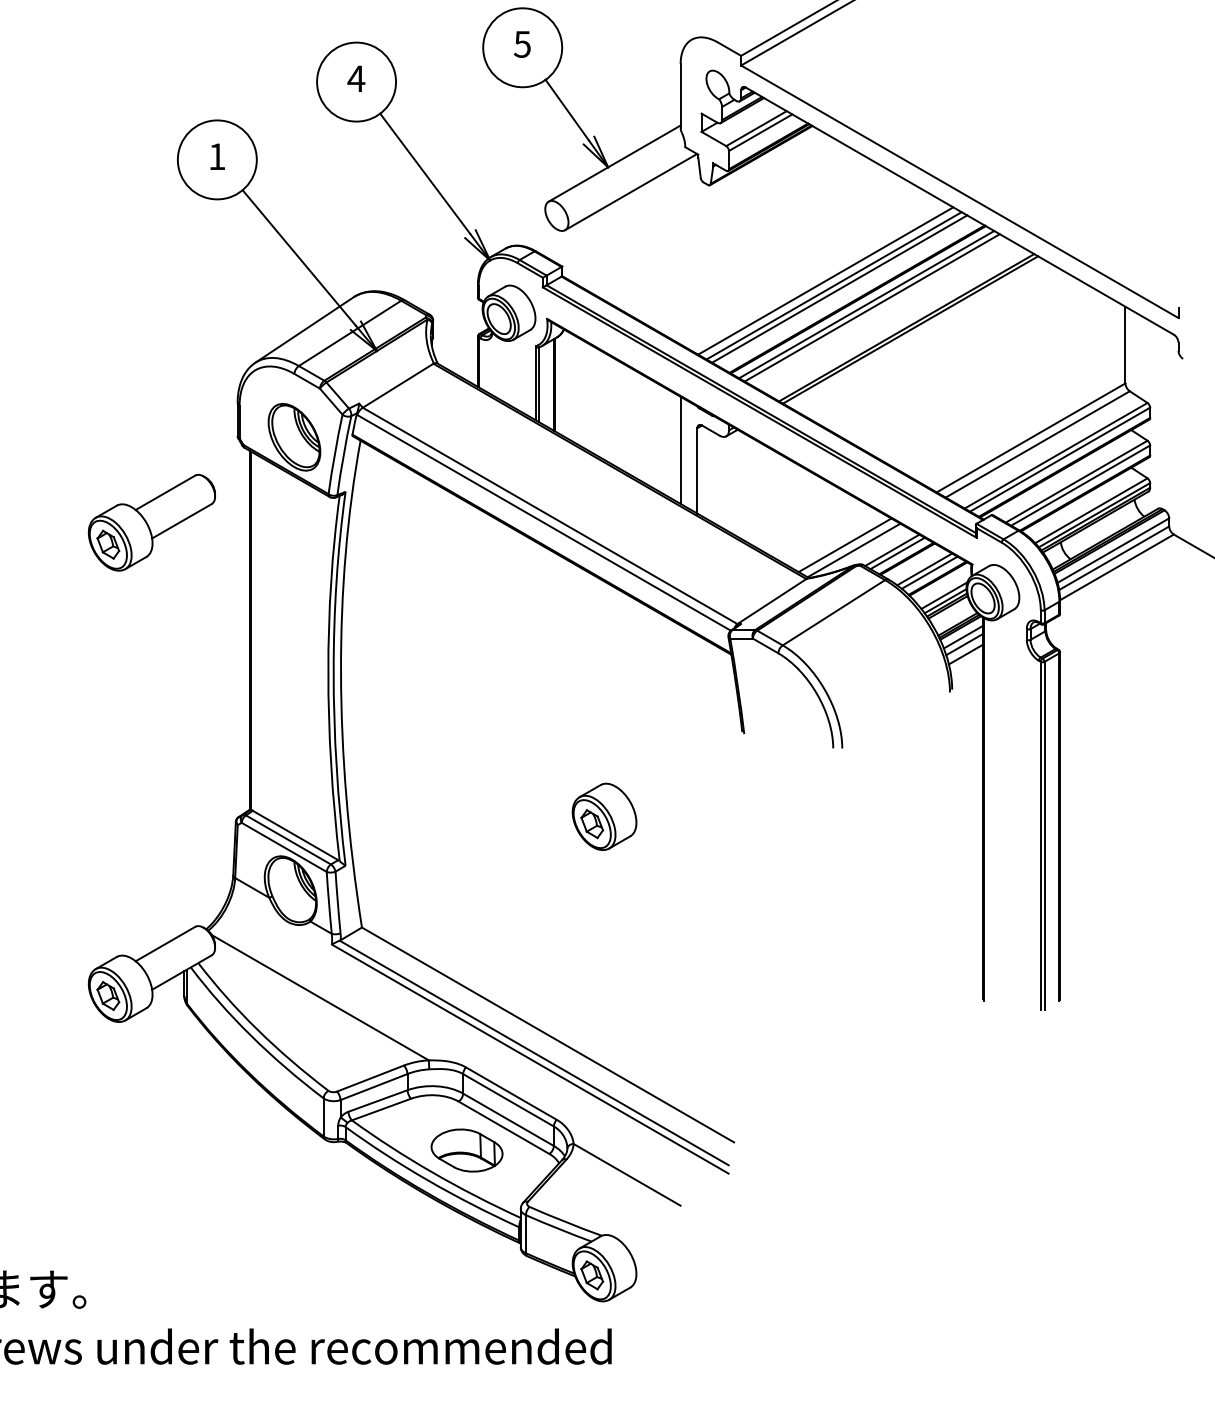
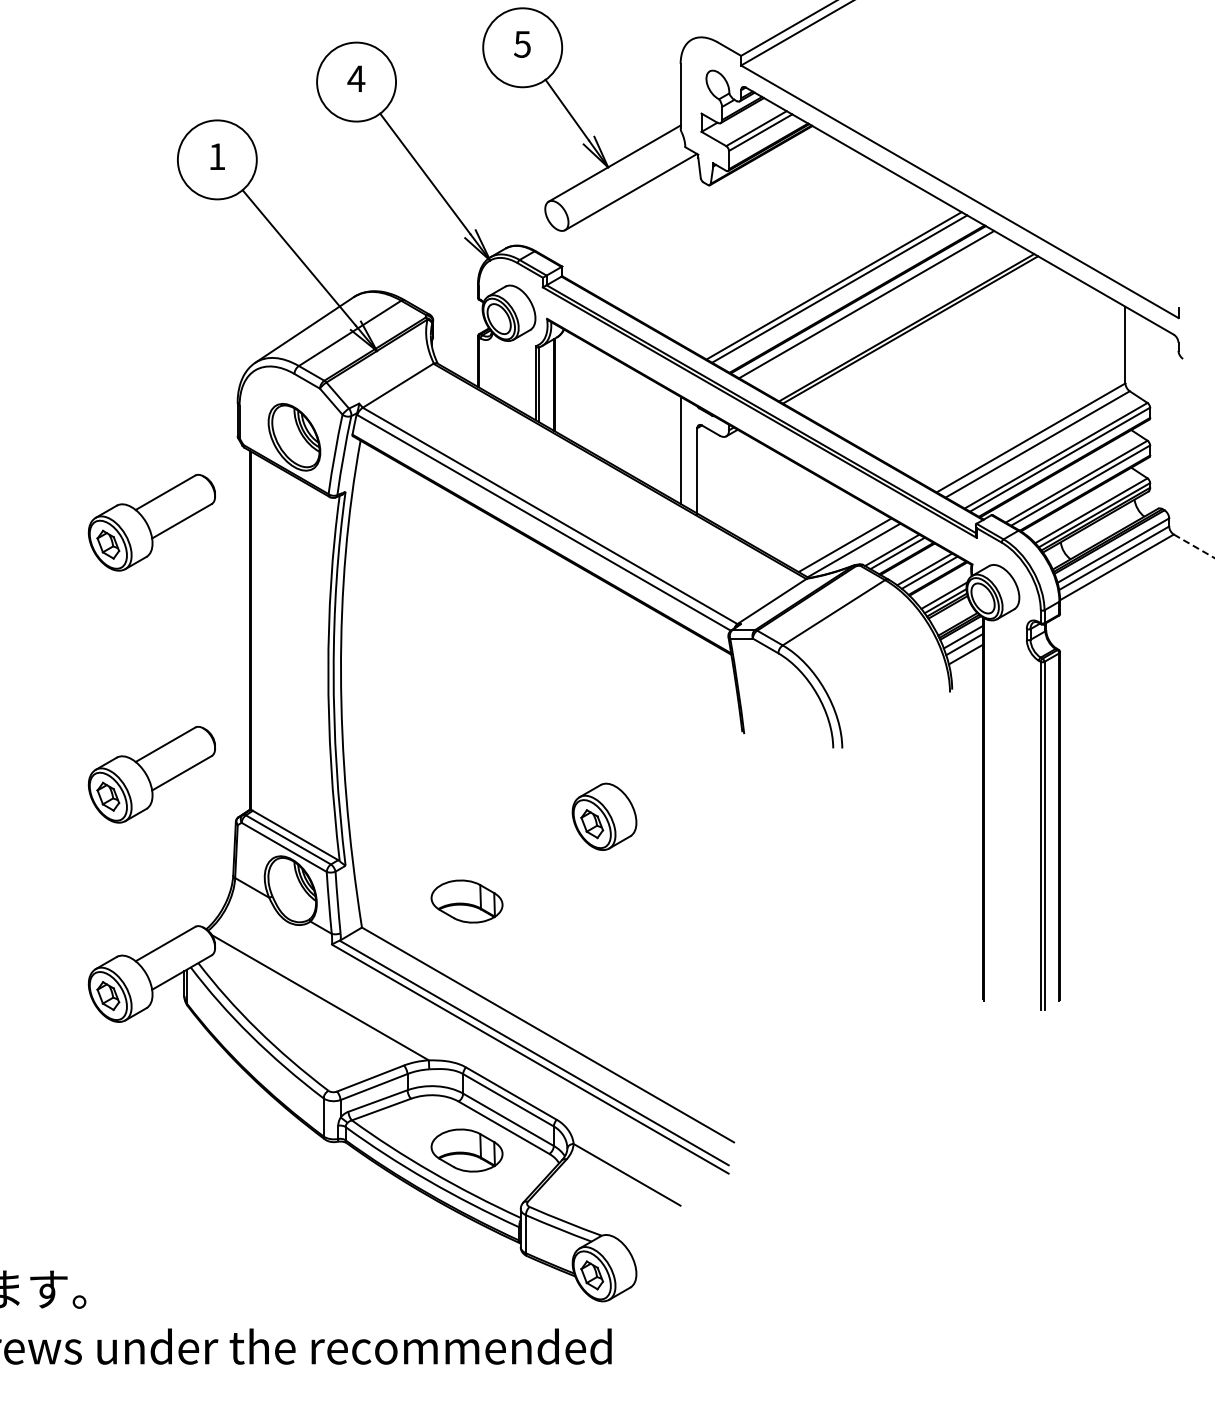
line: present -> none (825, 280)
line: present -> none (871, 307)
line: solid -> dashed (1194, 546)
part: none -> present (151, 774)
part: none -> present (466, 901)
